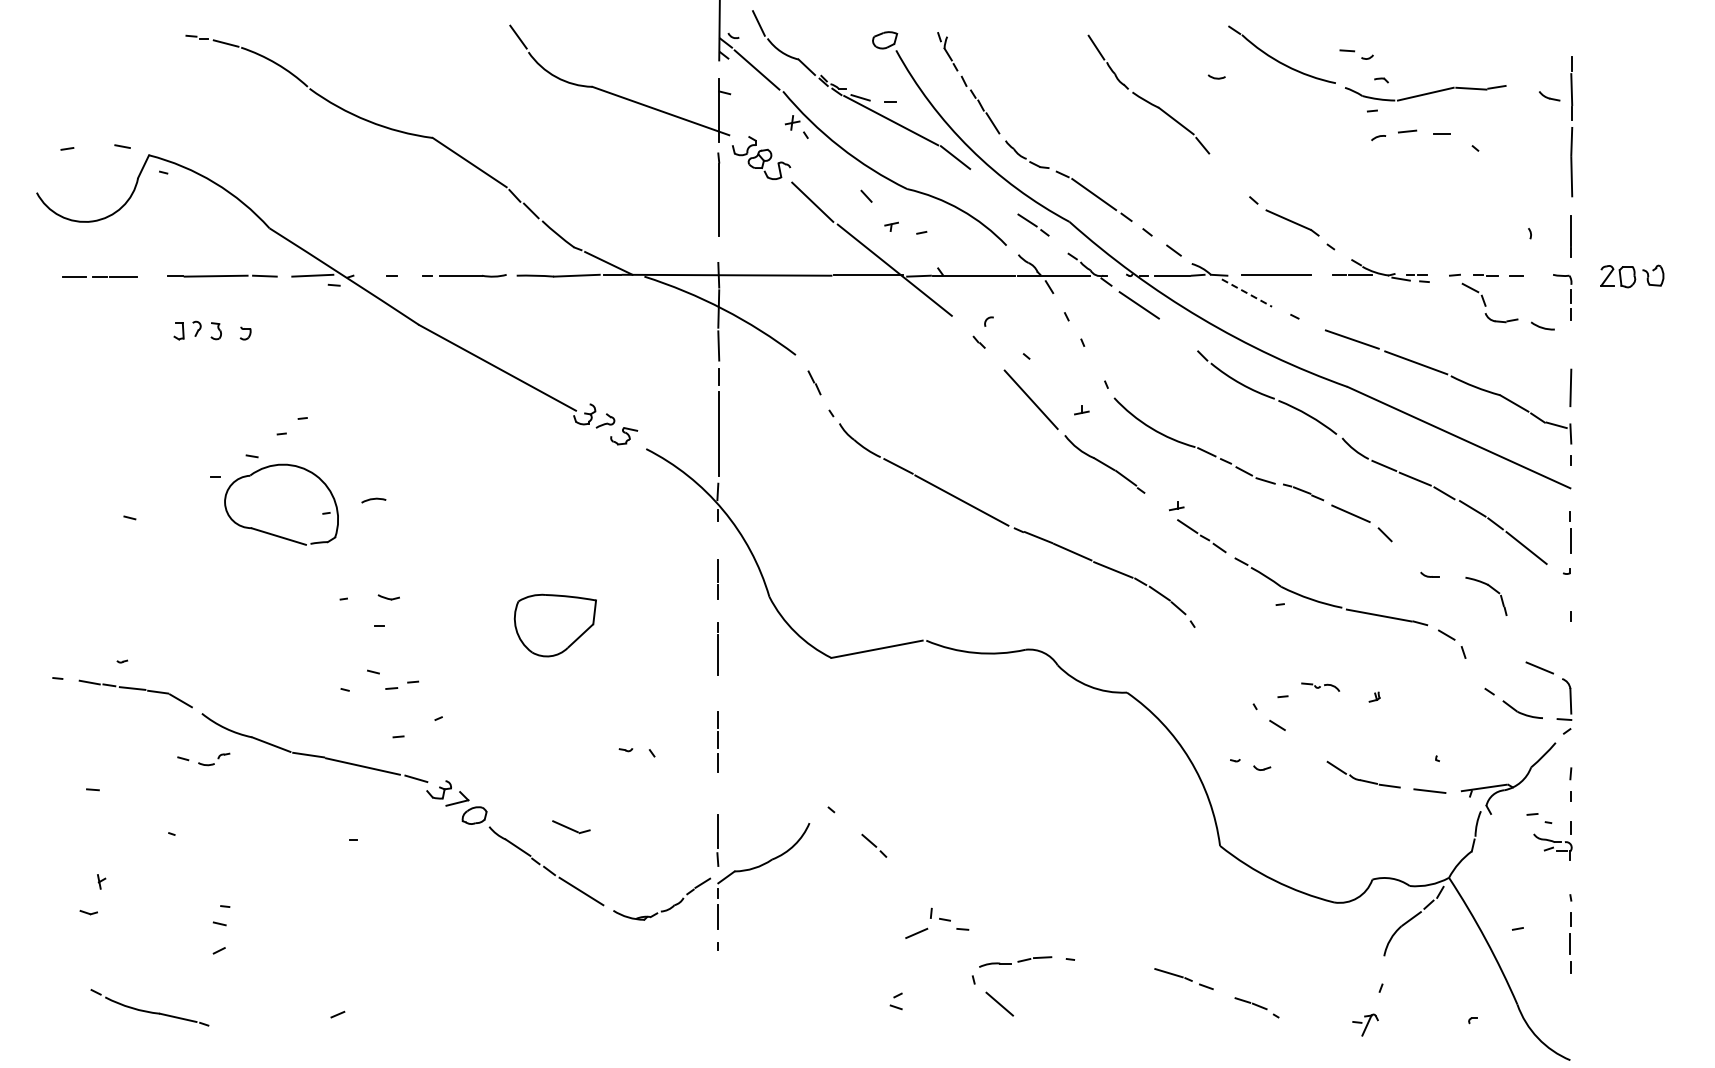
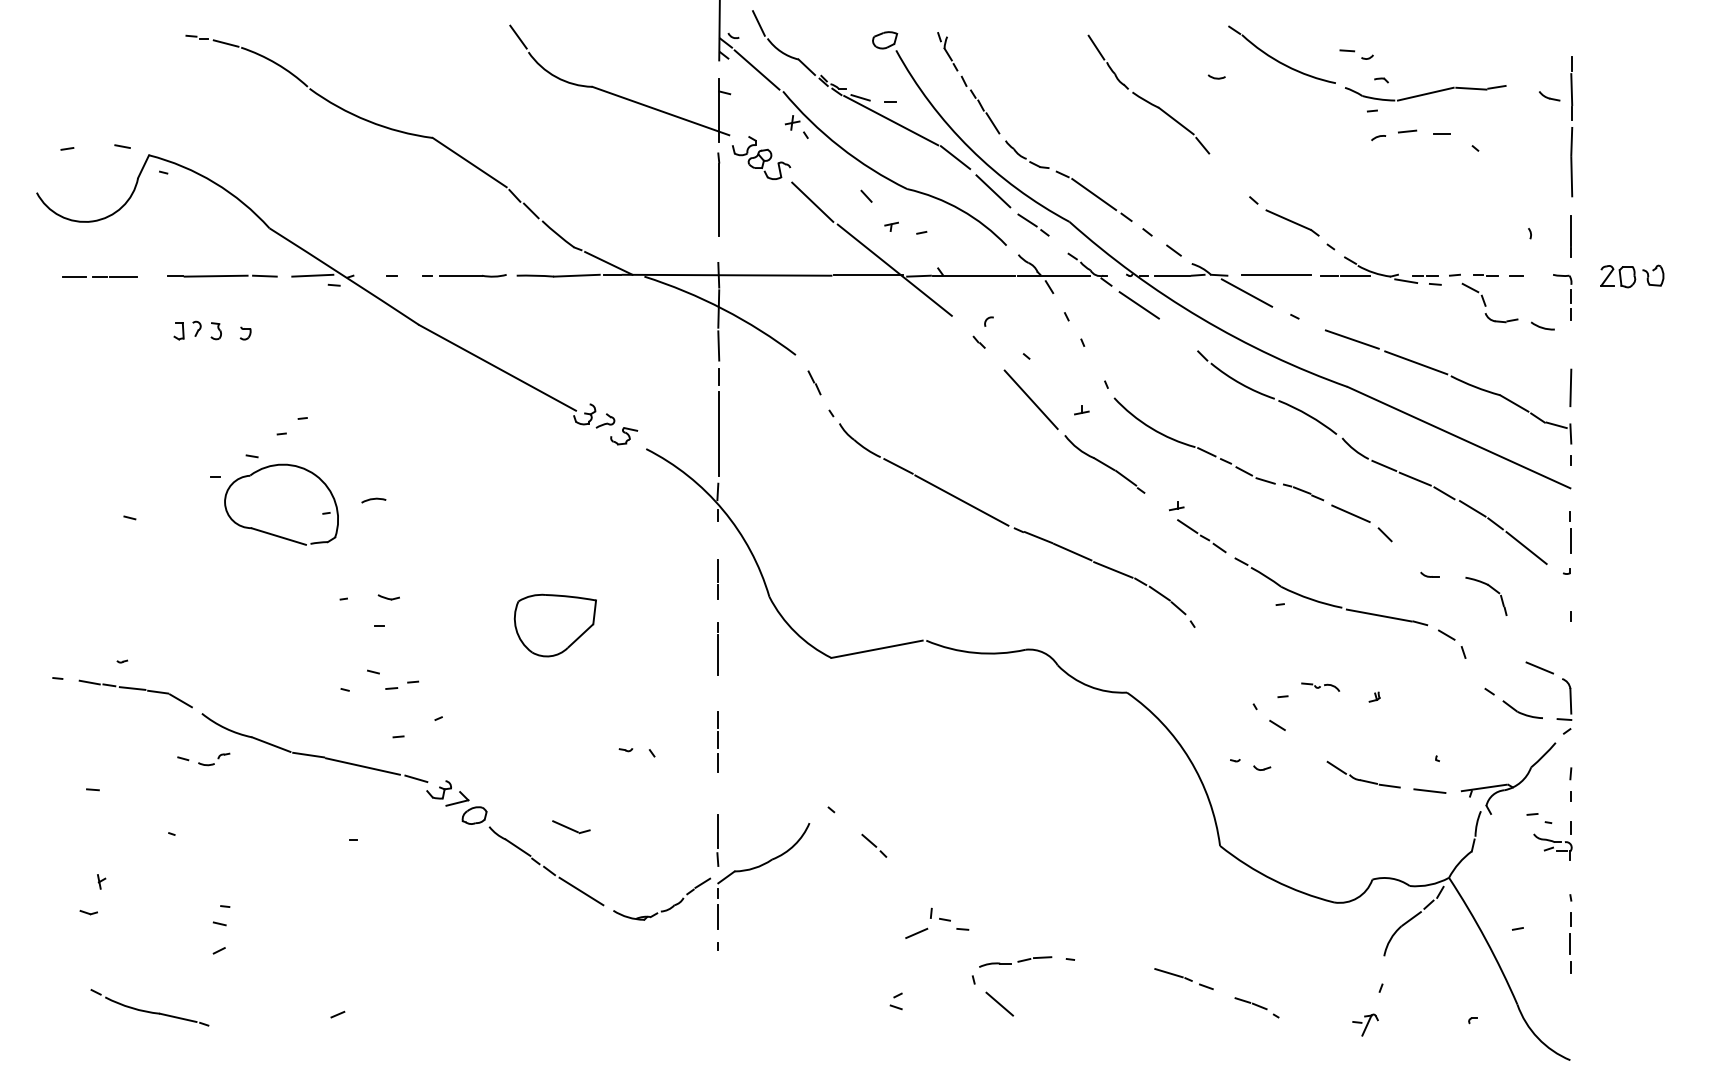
line: none -> present (993, 191)
part size: 98x24 px -> 122x30 px (1380, 270)
line: dashed -> solid (1246, 293)
